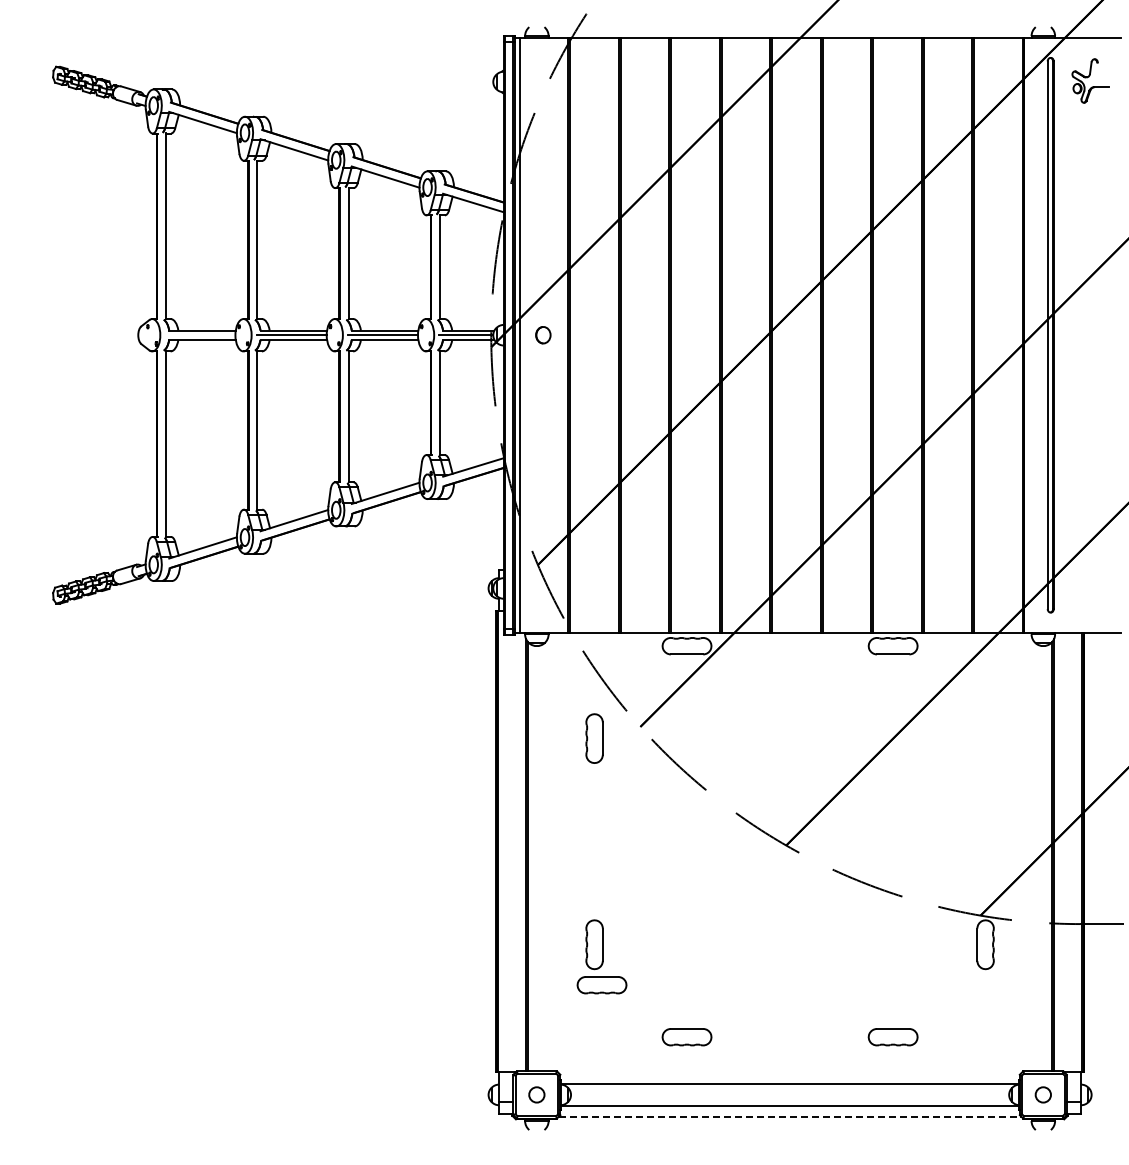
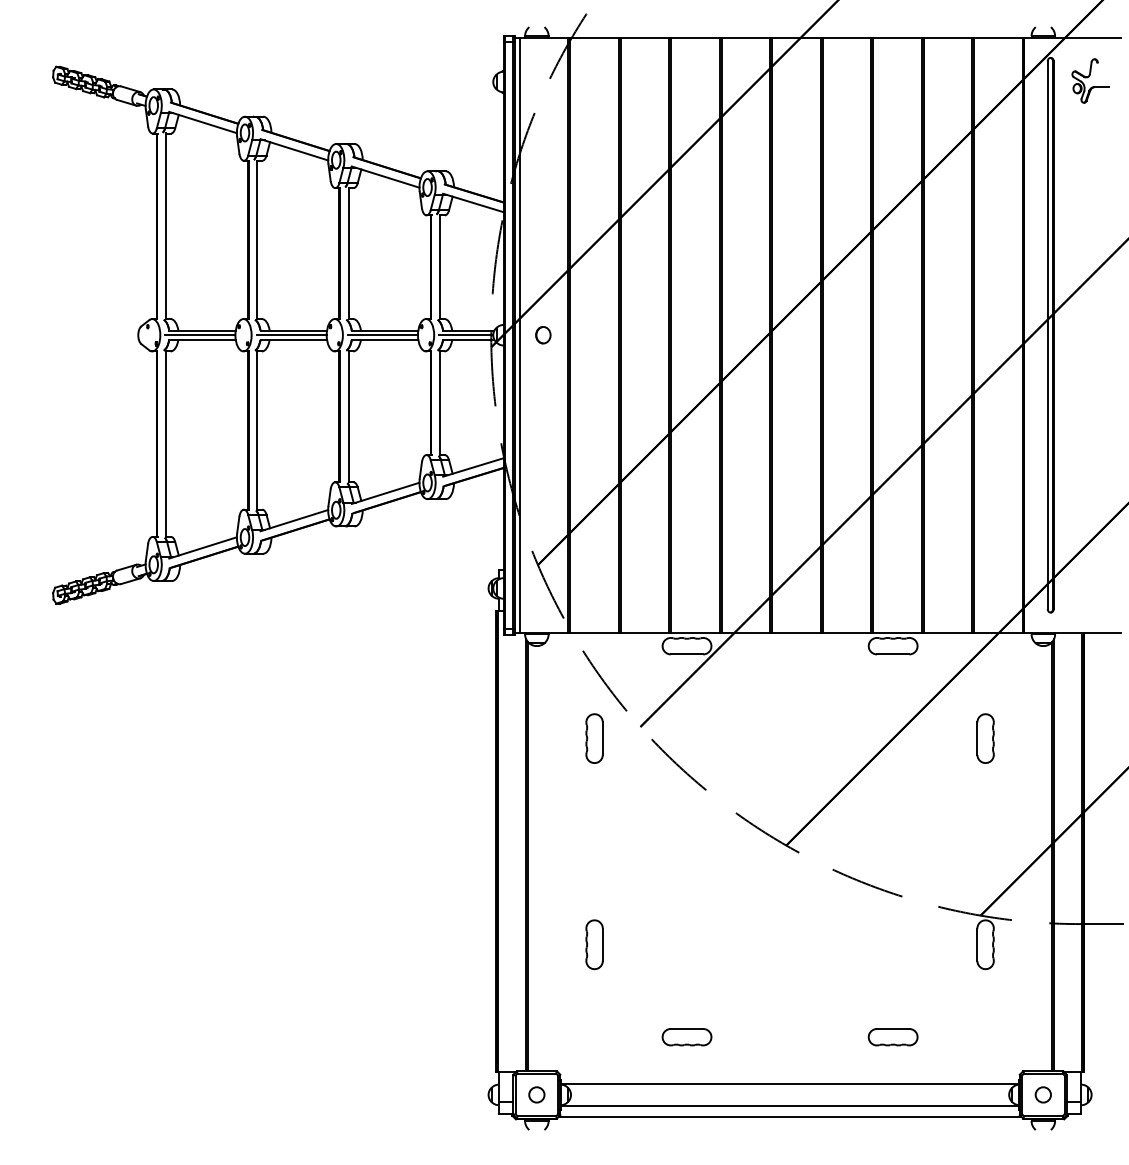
line: none -> present (200, 335)
part: none -> present (985, 738)
part: present -> none (601, 985)
line: dashed -> solid (790, 1116)
